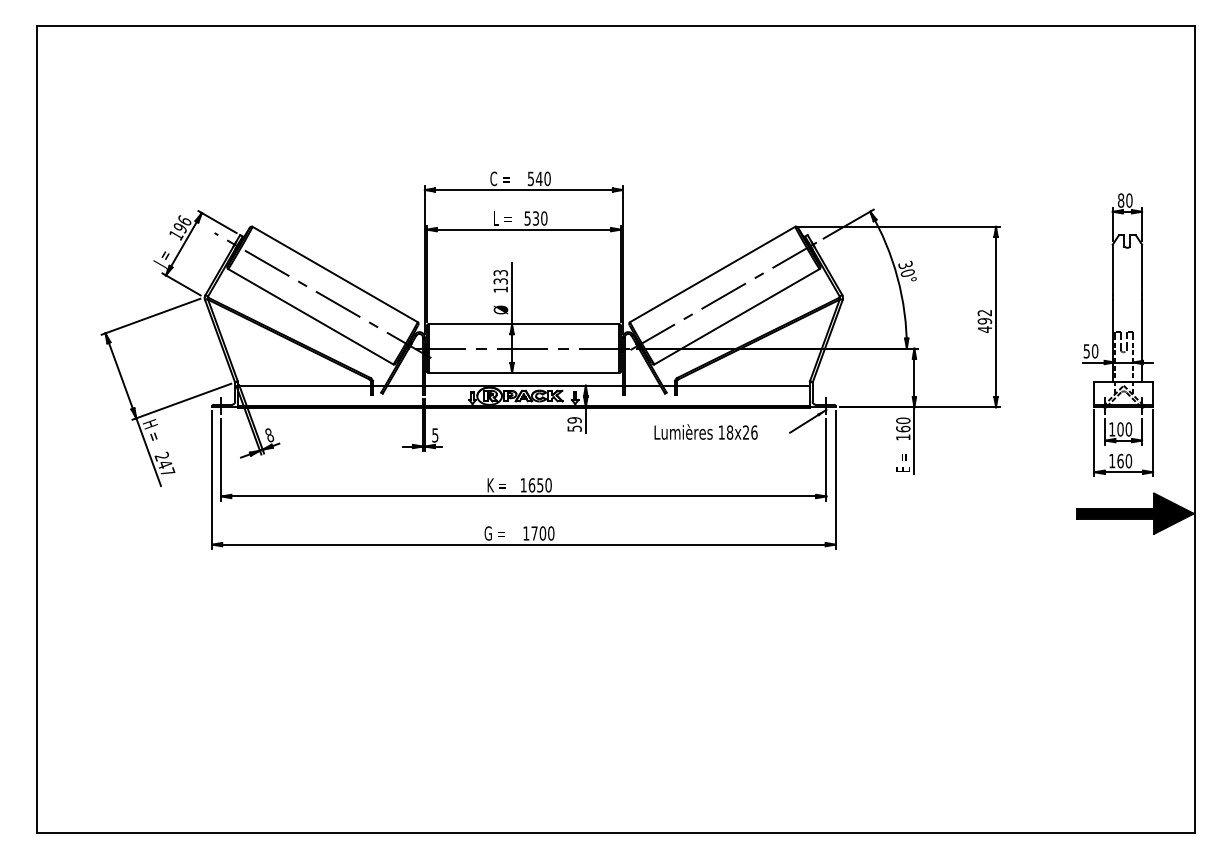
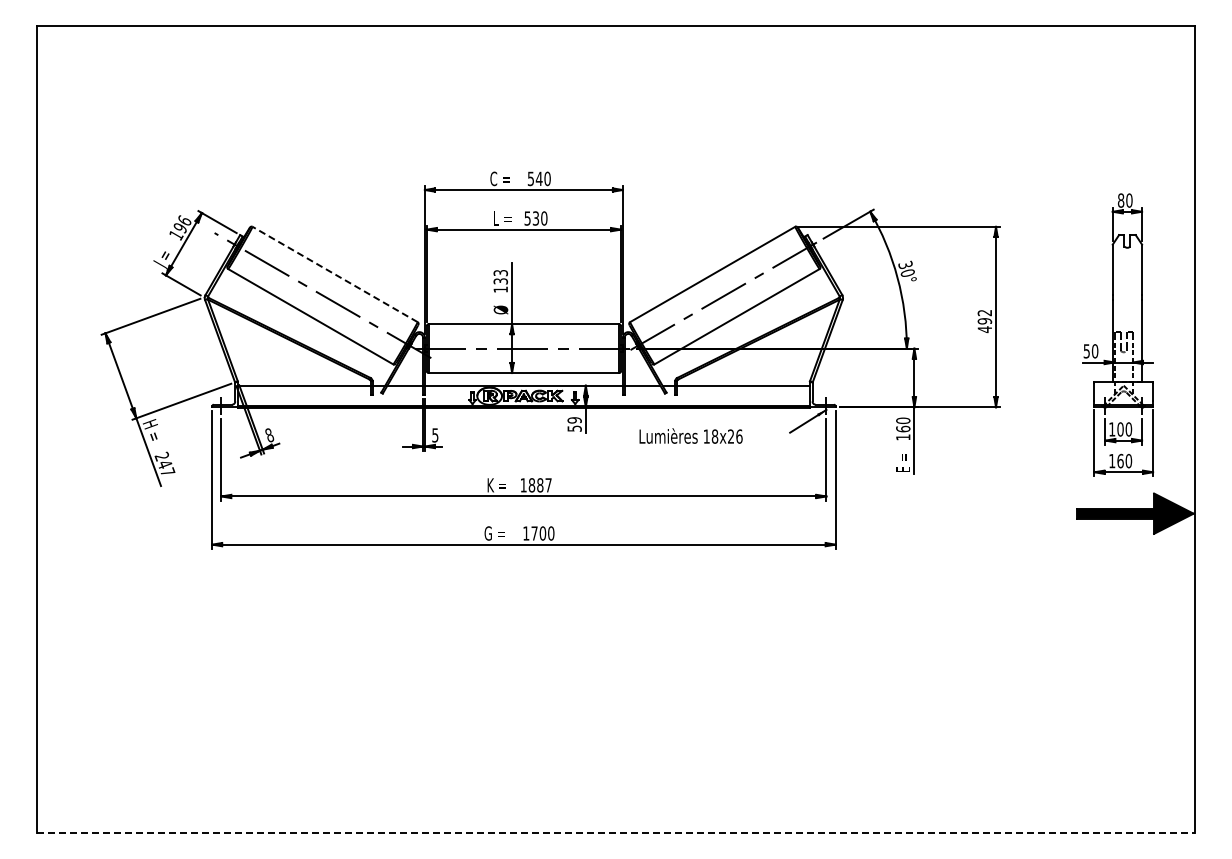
line: solid -> dashed (334, 274)
text position: (705, 431) -> (690, 435) (690, 435)
text: 1650 -> 1887 (539, 485)
line: solid -> dashed (616, 833)
